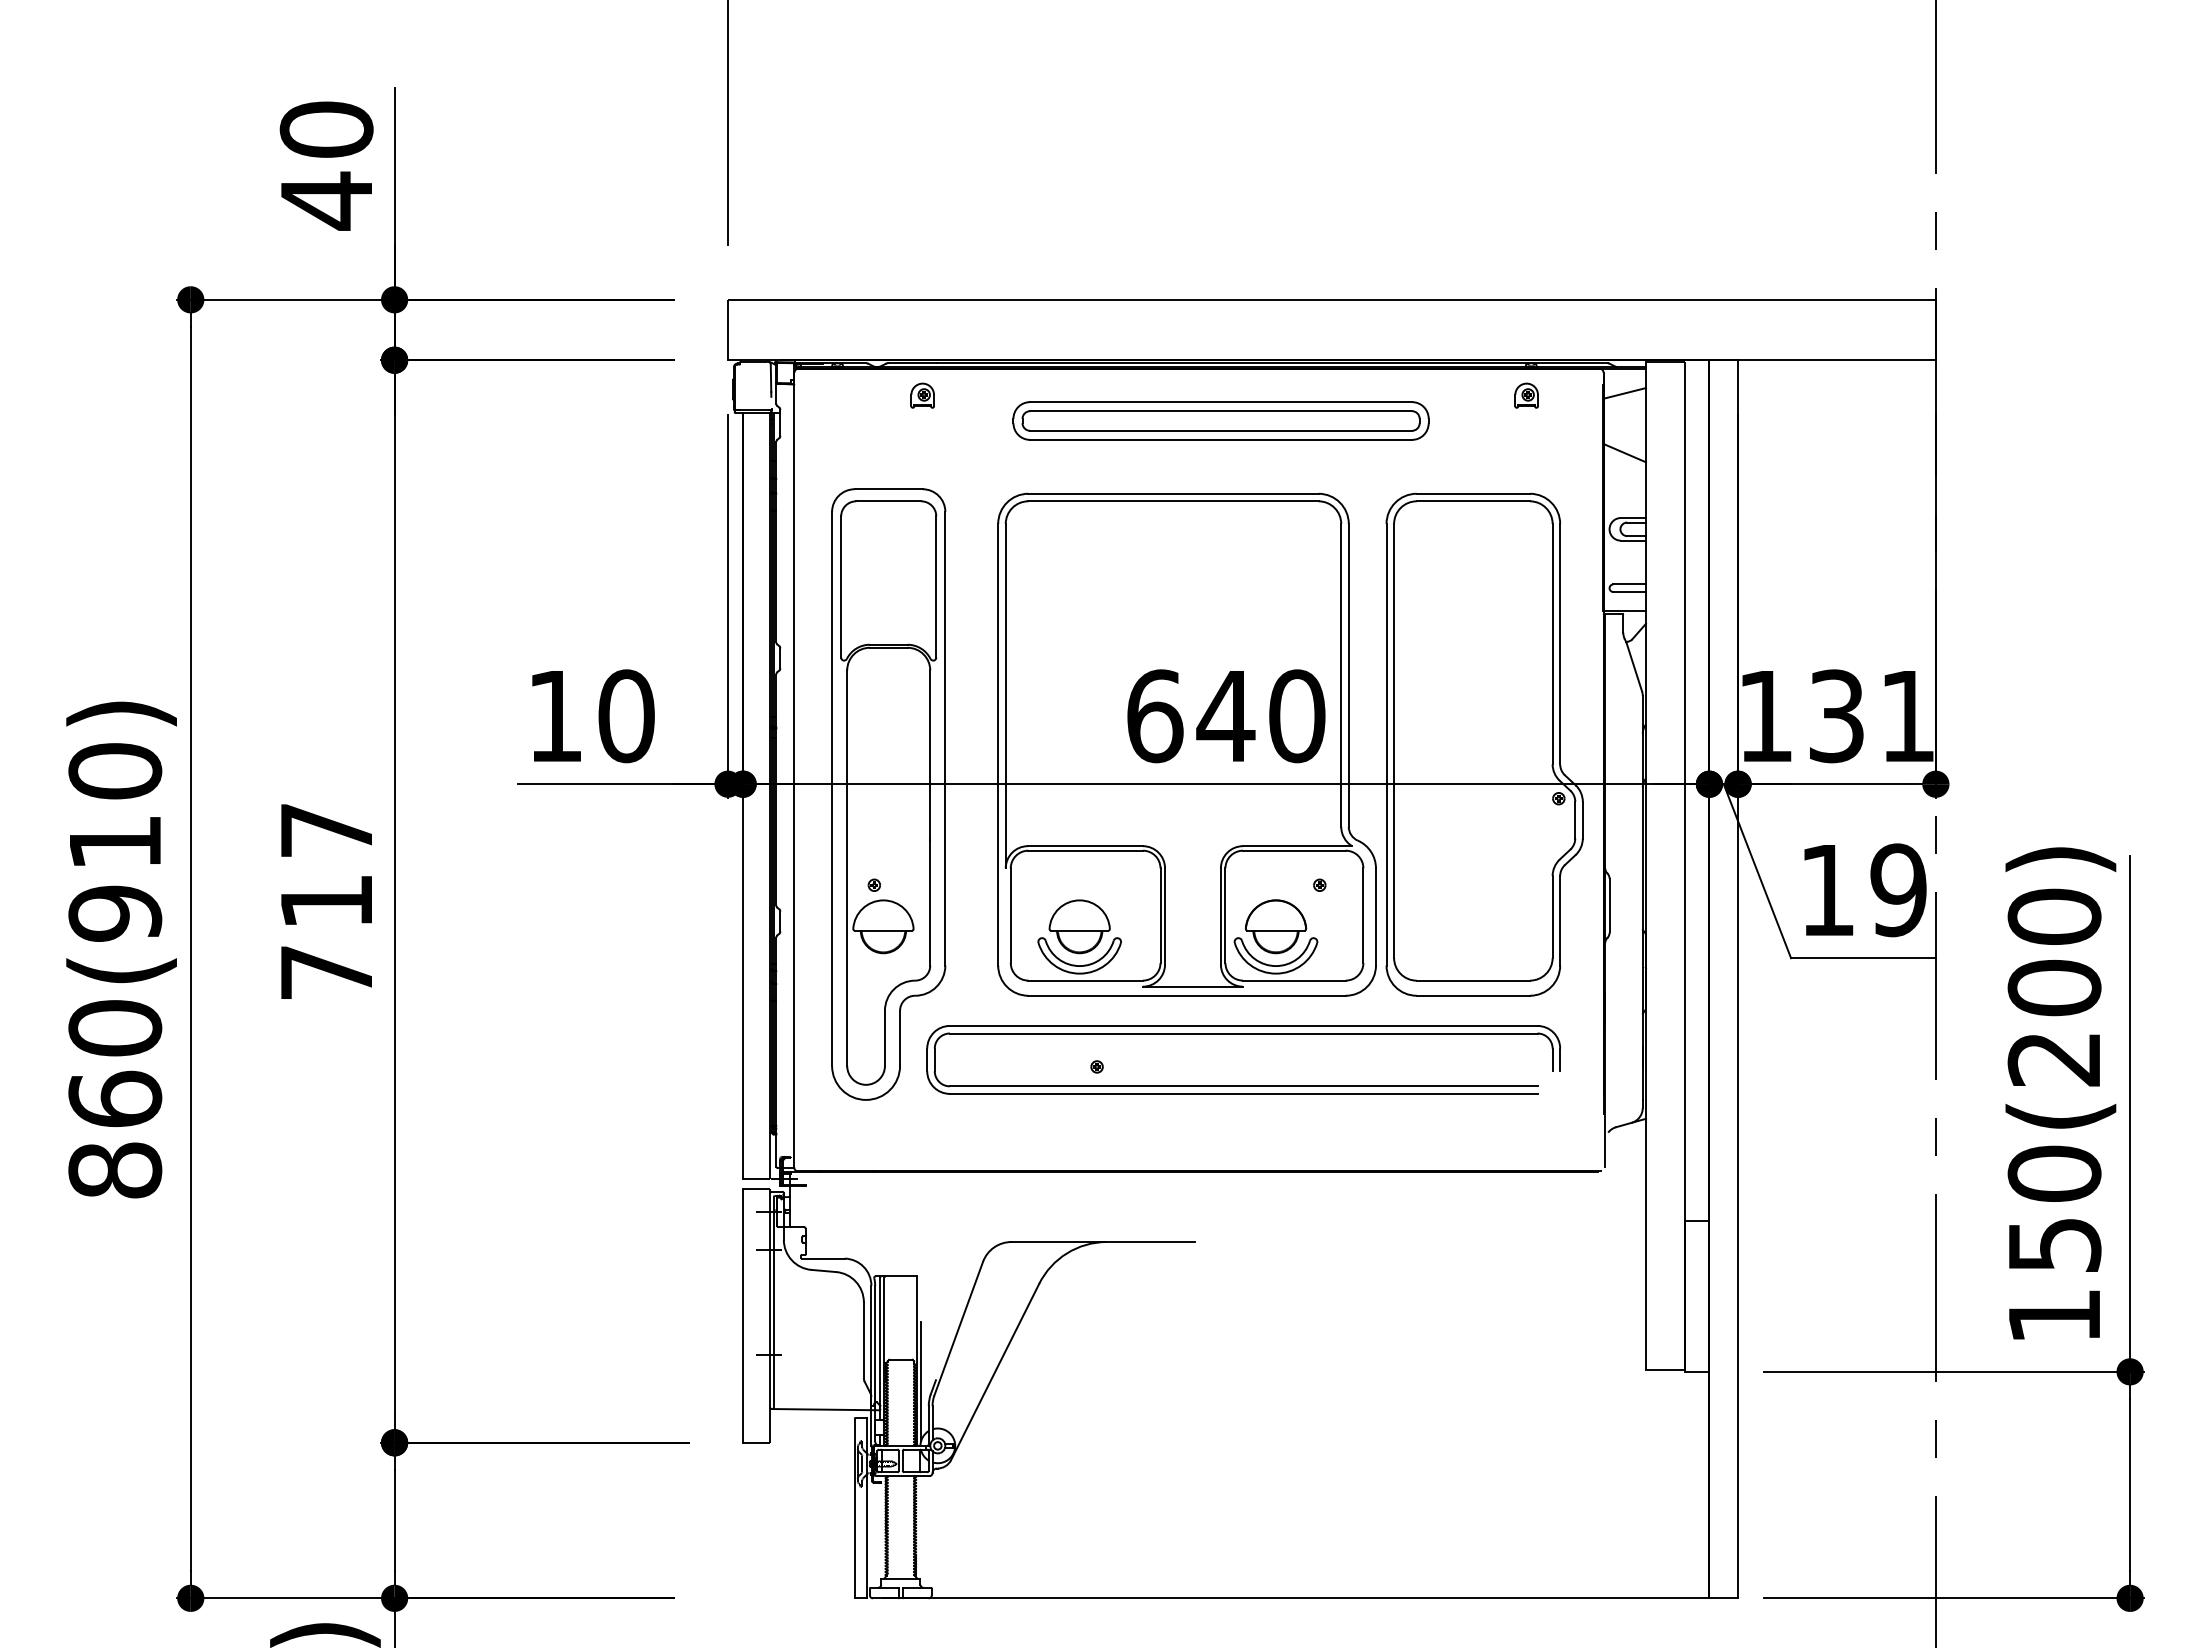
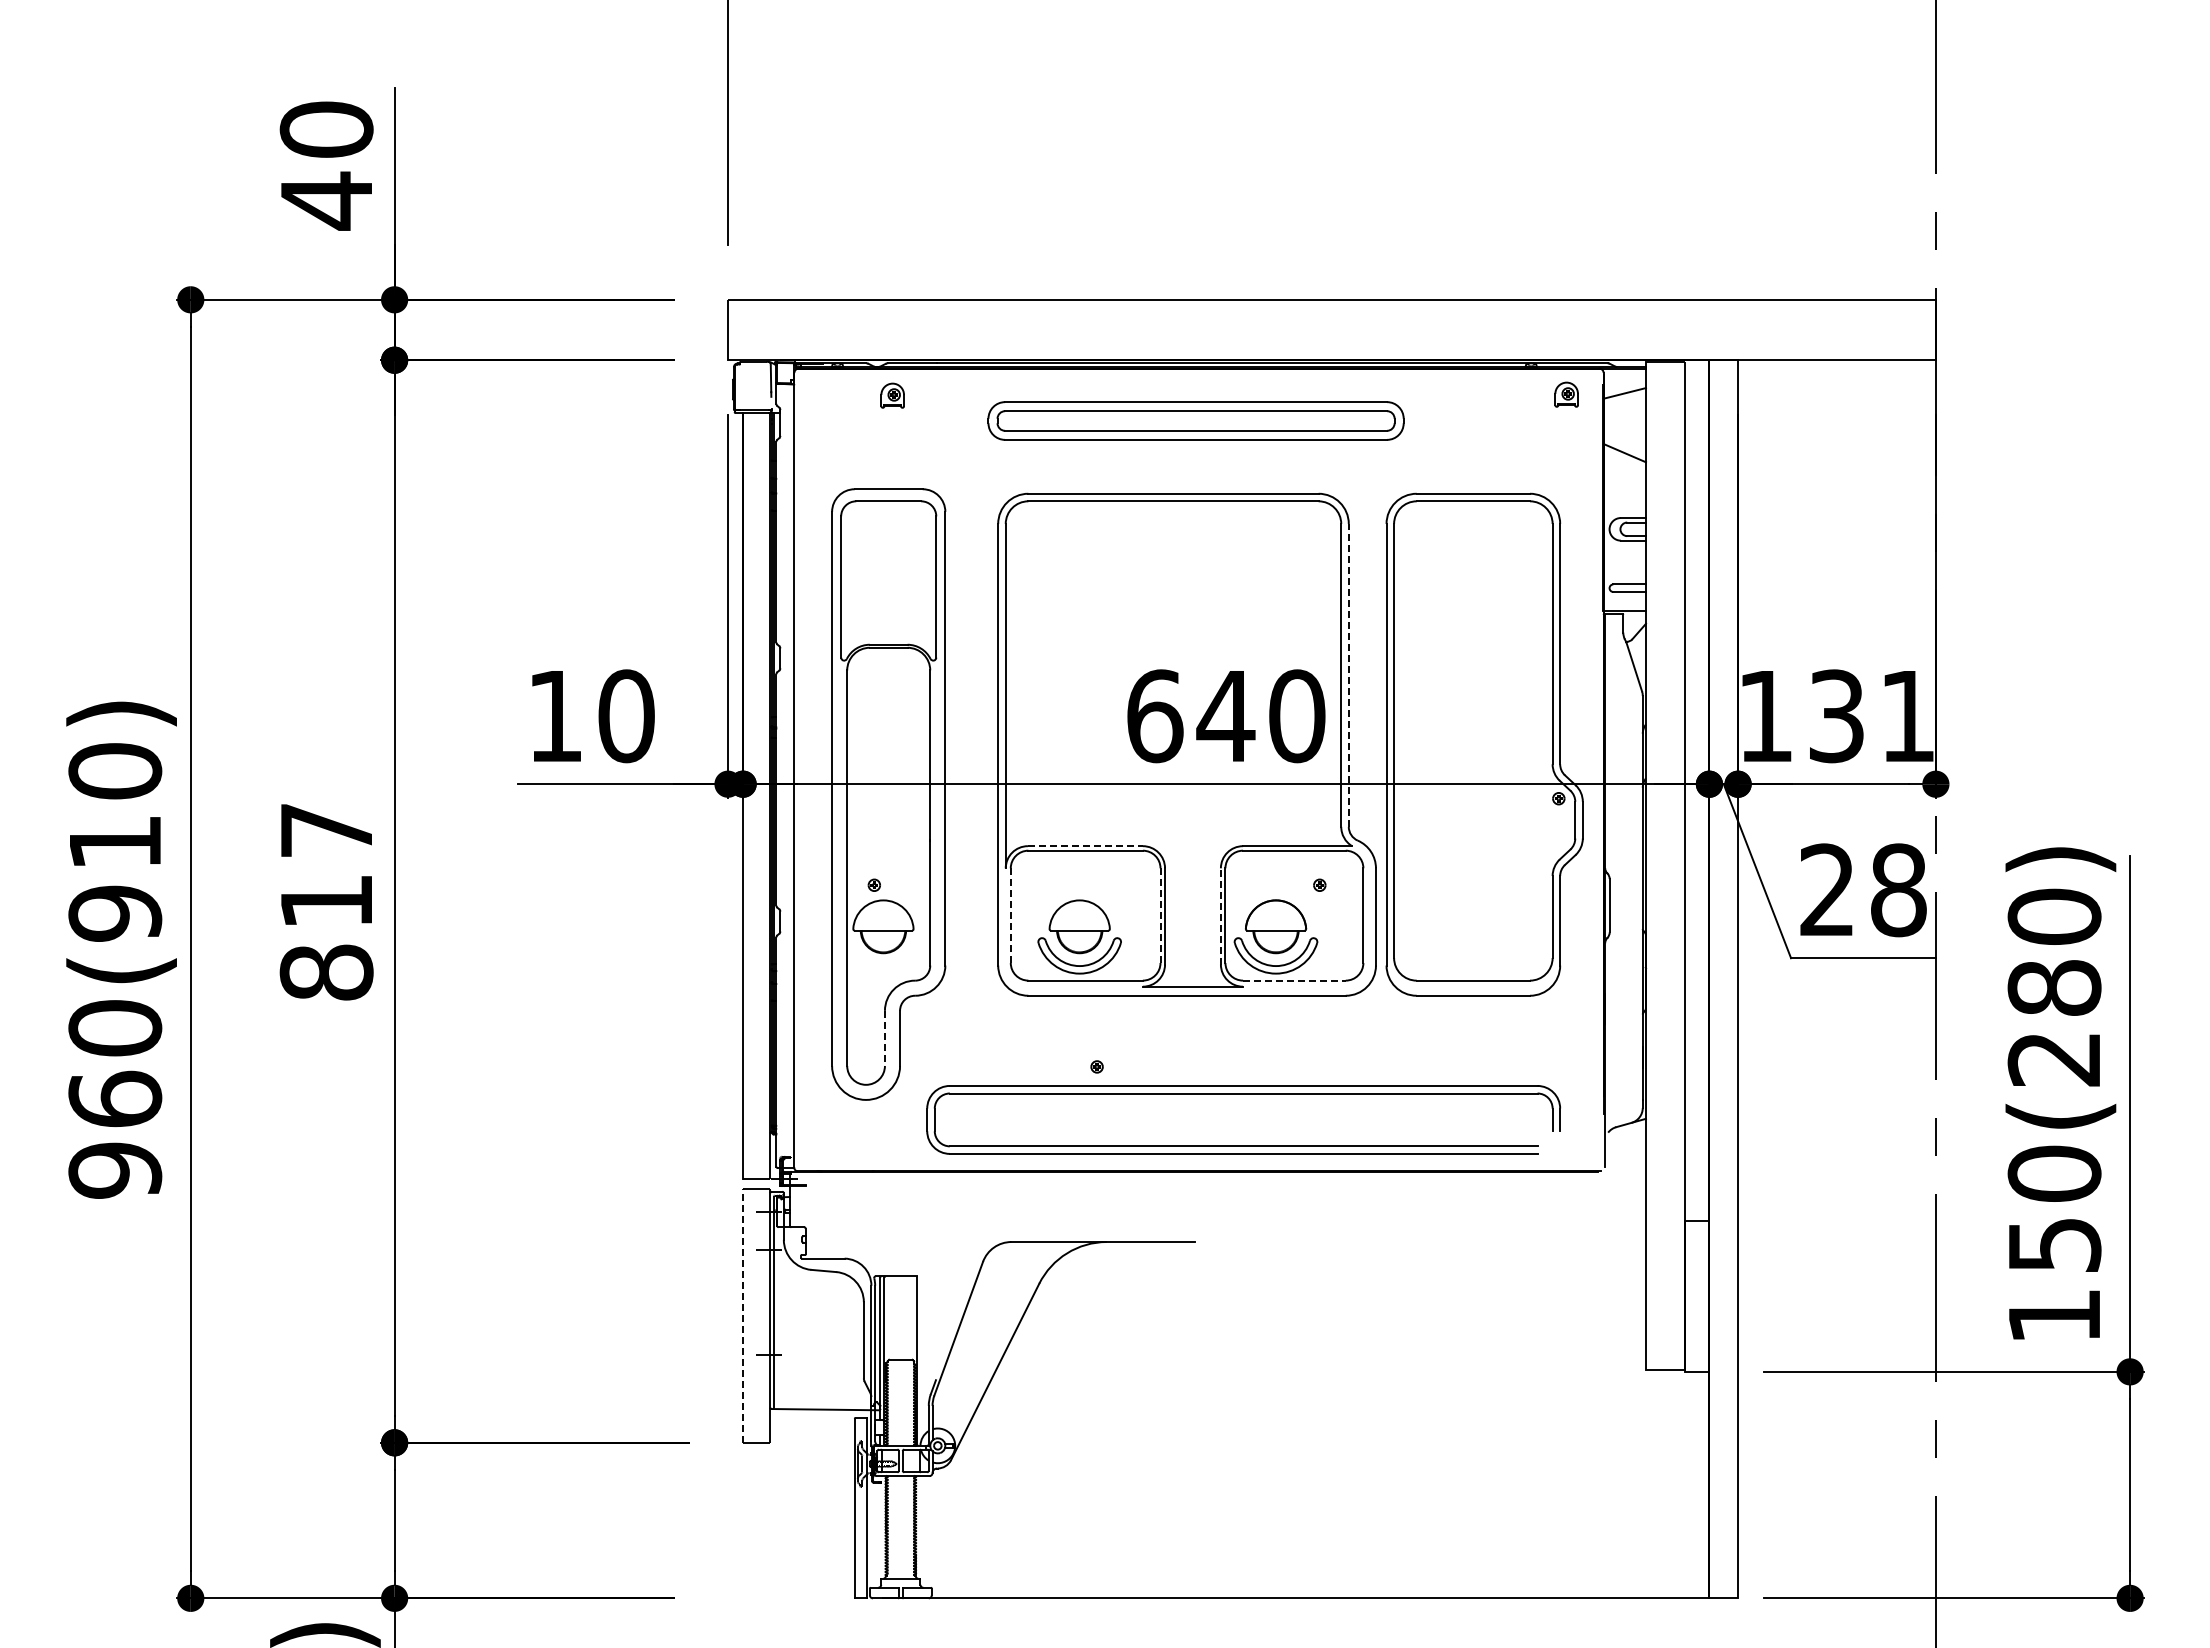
part position: (922, 395) -> (892, 395) (892, 395)
part position: (1526, 395) -> (1566, 394) (1566, 394)
part position: (1220, 420) -> (1195, 420) (1195, 420)
line: solid -> dashed (1348, 674)
line: solid -> dashed (1085, 846)
text: 19 -> 28 (1863, 890)
line: solid -> dashed (1010, 915)
line: solid -> dashed (1160, 915)
line: solid -> dashed (1220, 915)
text: 717 -> 817 (326, 972)
line: solid -> dashed (1294, 980)
text: 150(200) -> 150(280) (2054, 987)
part position: (1243, 1034) -> (1243, 1094) (1243, 1094)
line: solid -> dashed (884, 1038)
text: 860(910) -> 960(910) (115, 1170)
line: solid -> dashed (743, 1316)
line: present -> none (921, 1381)
